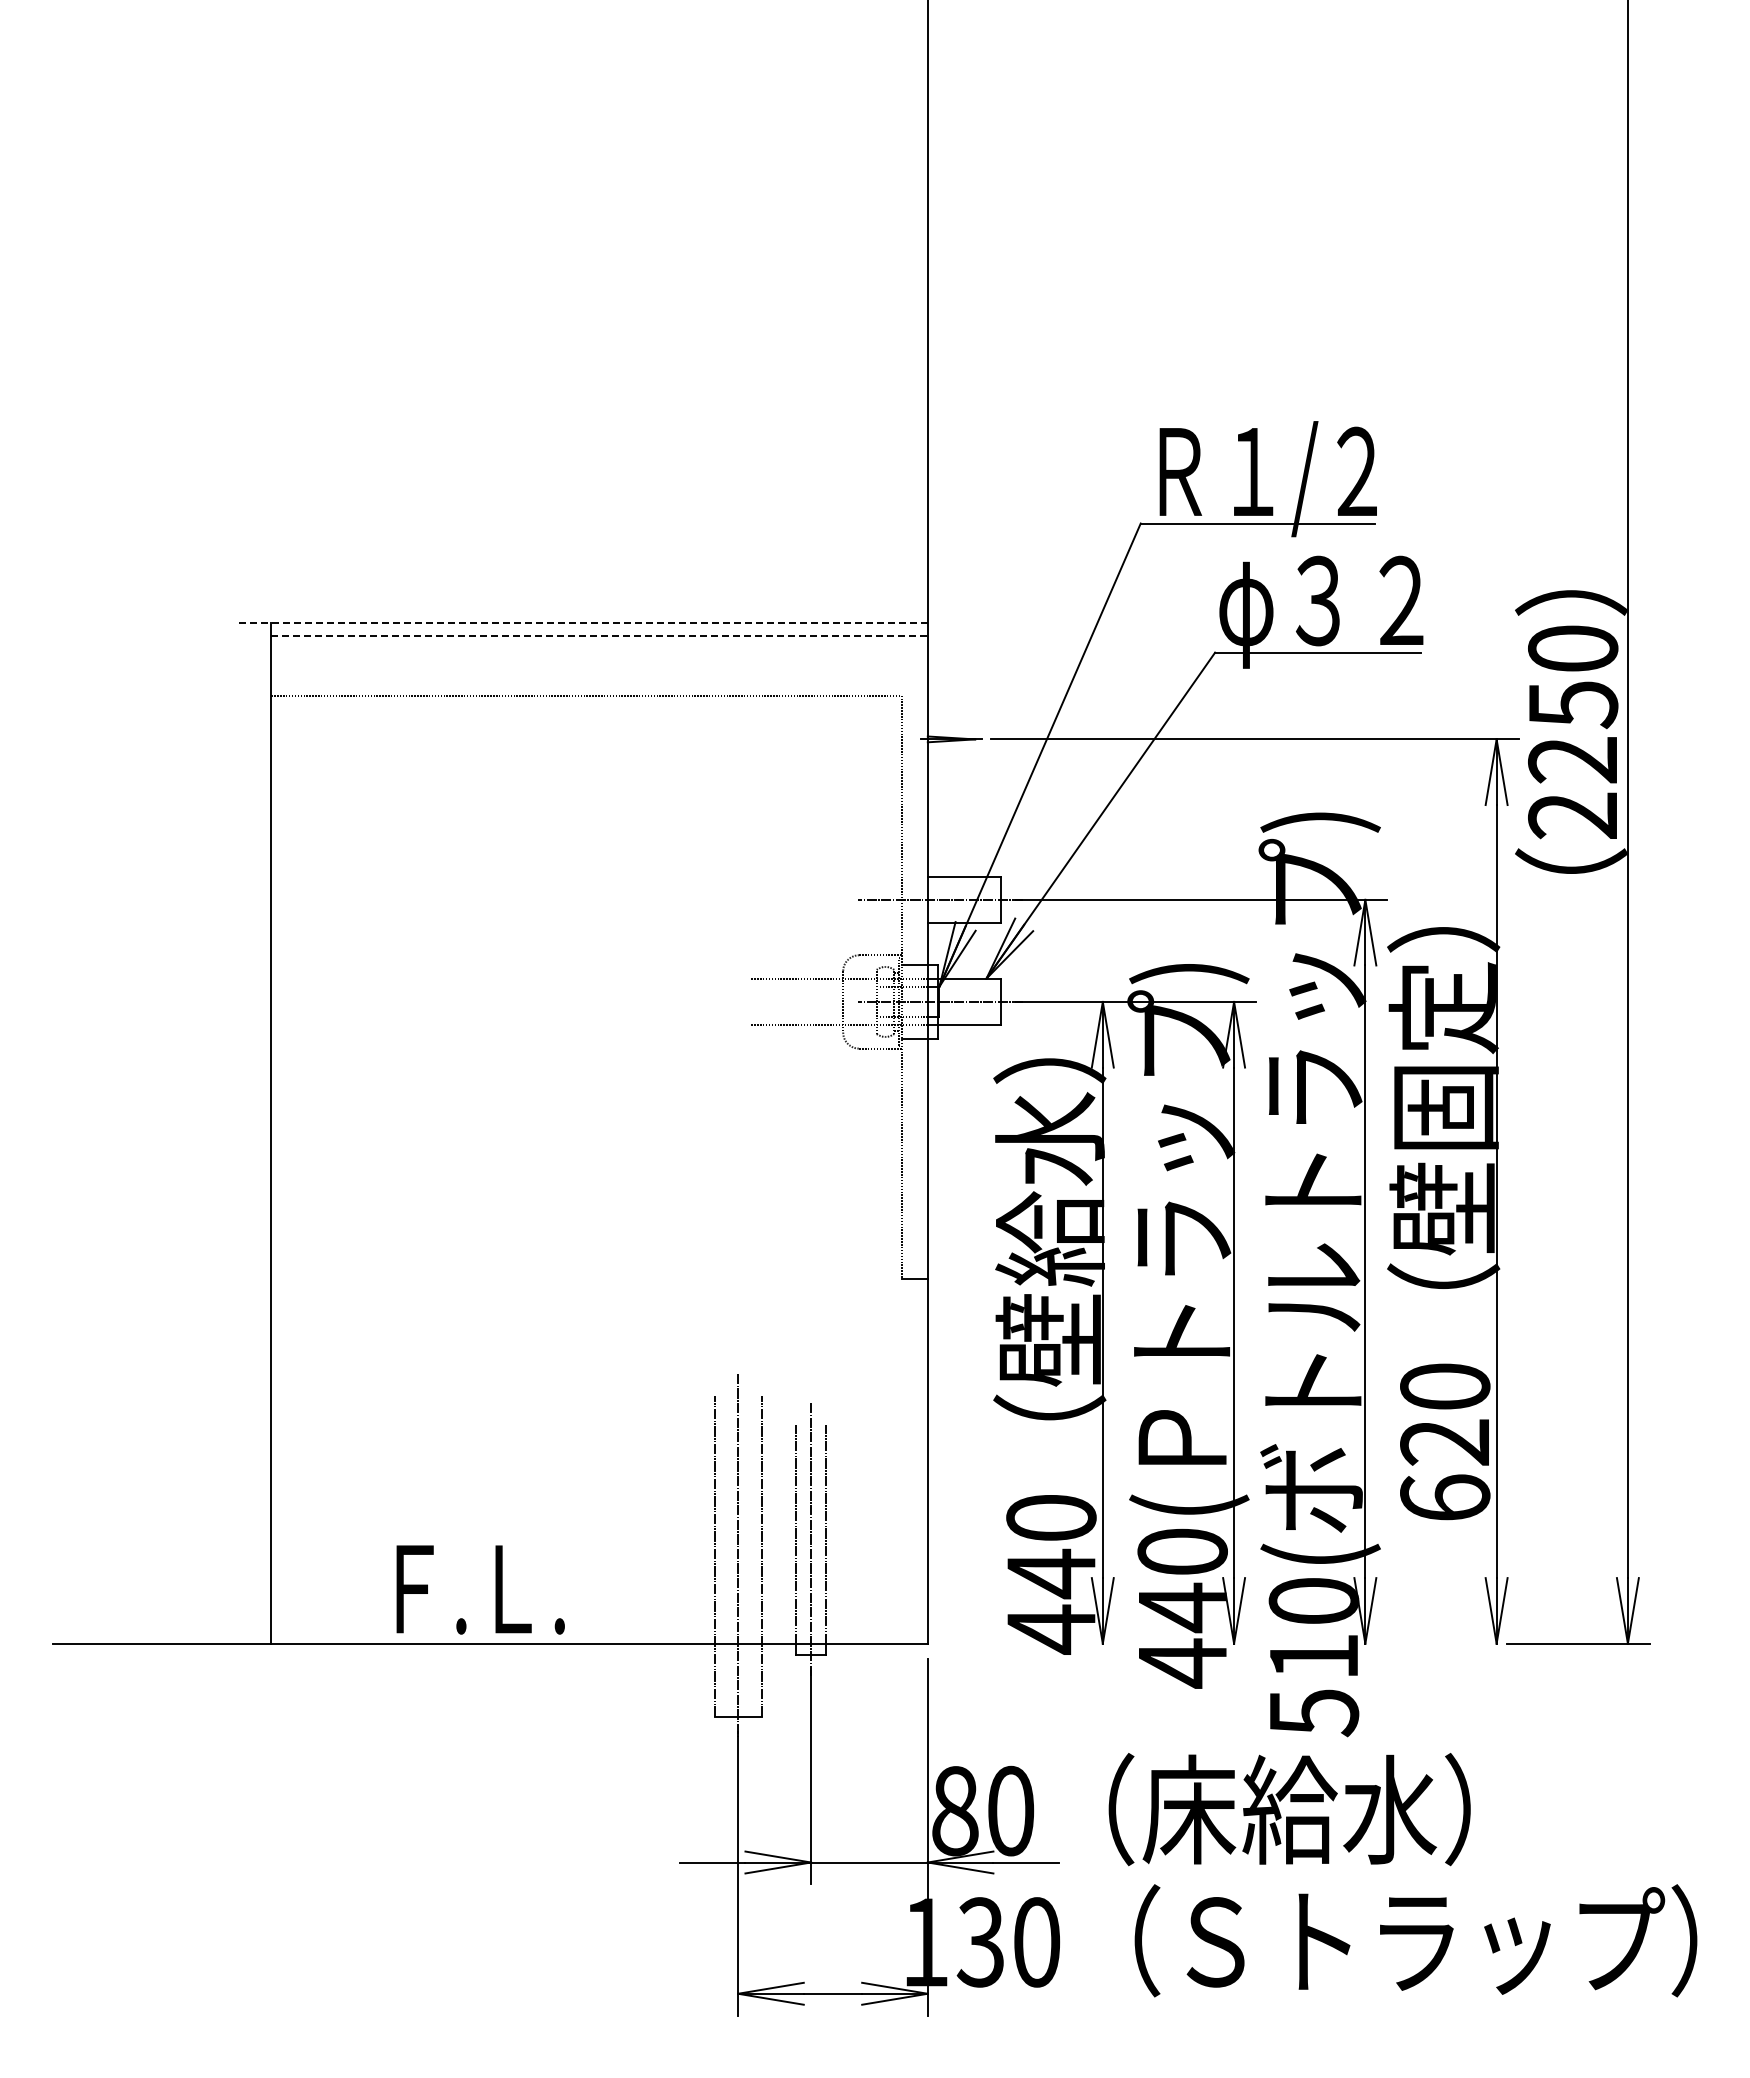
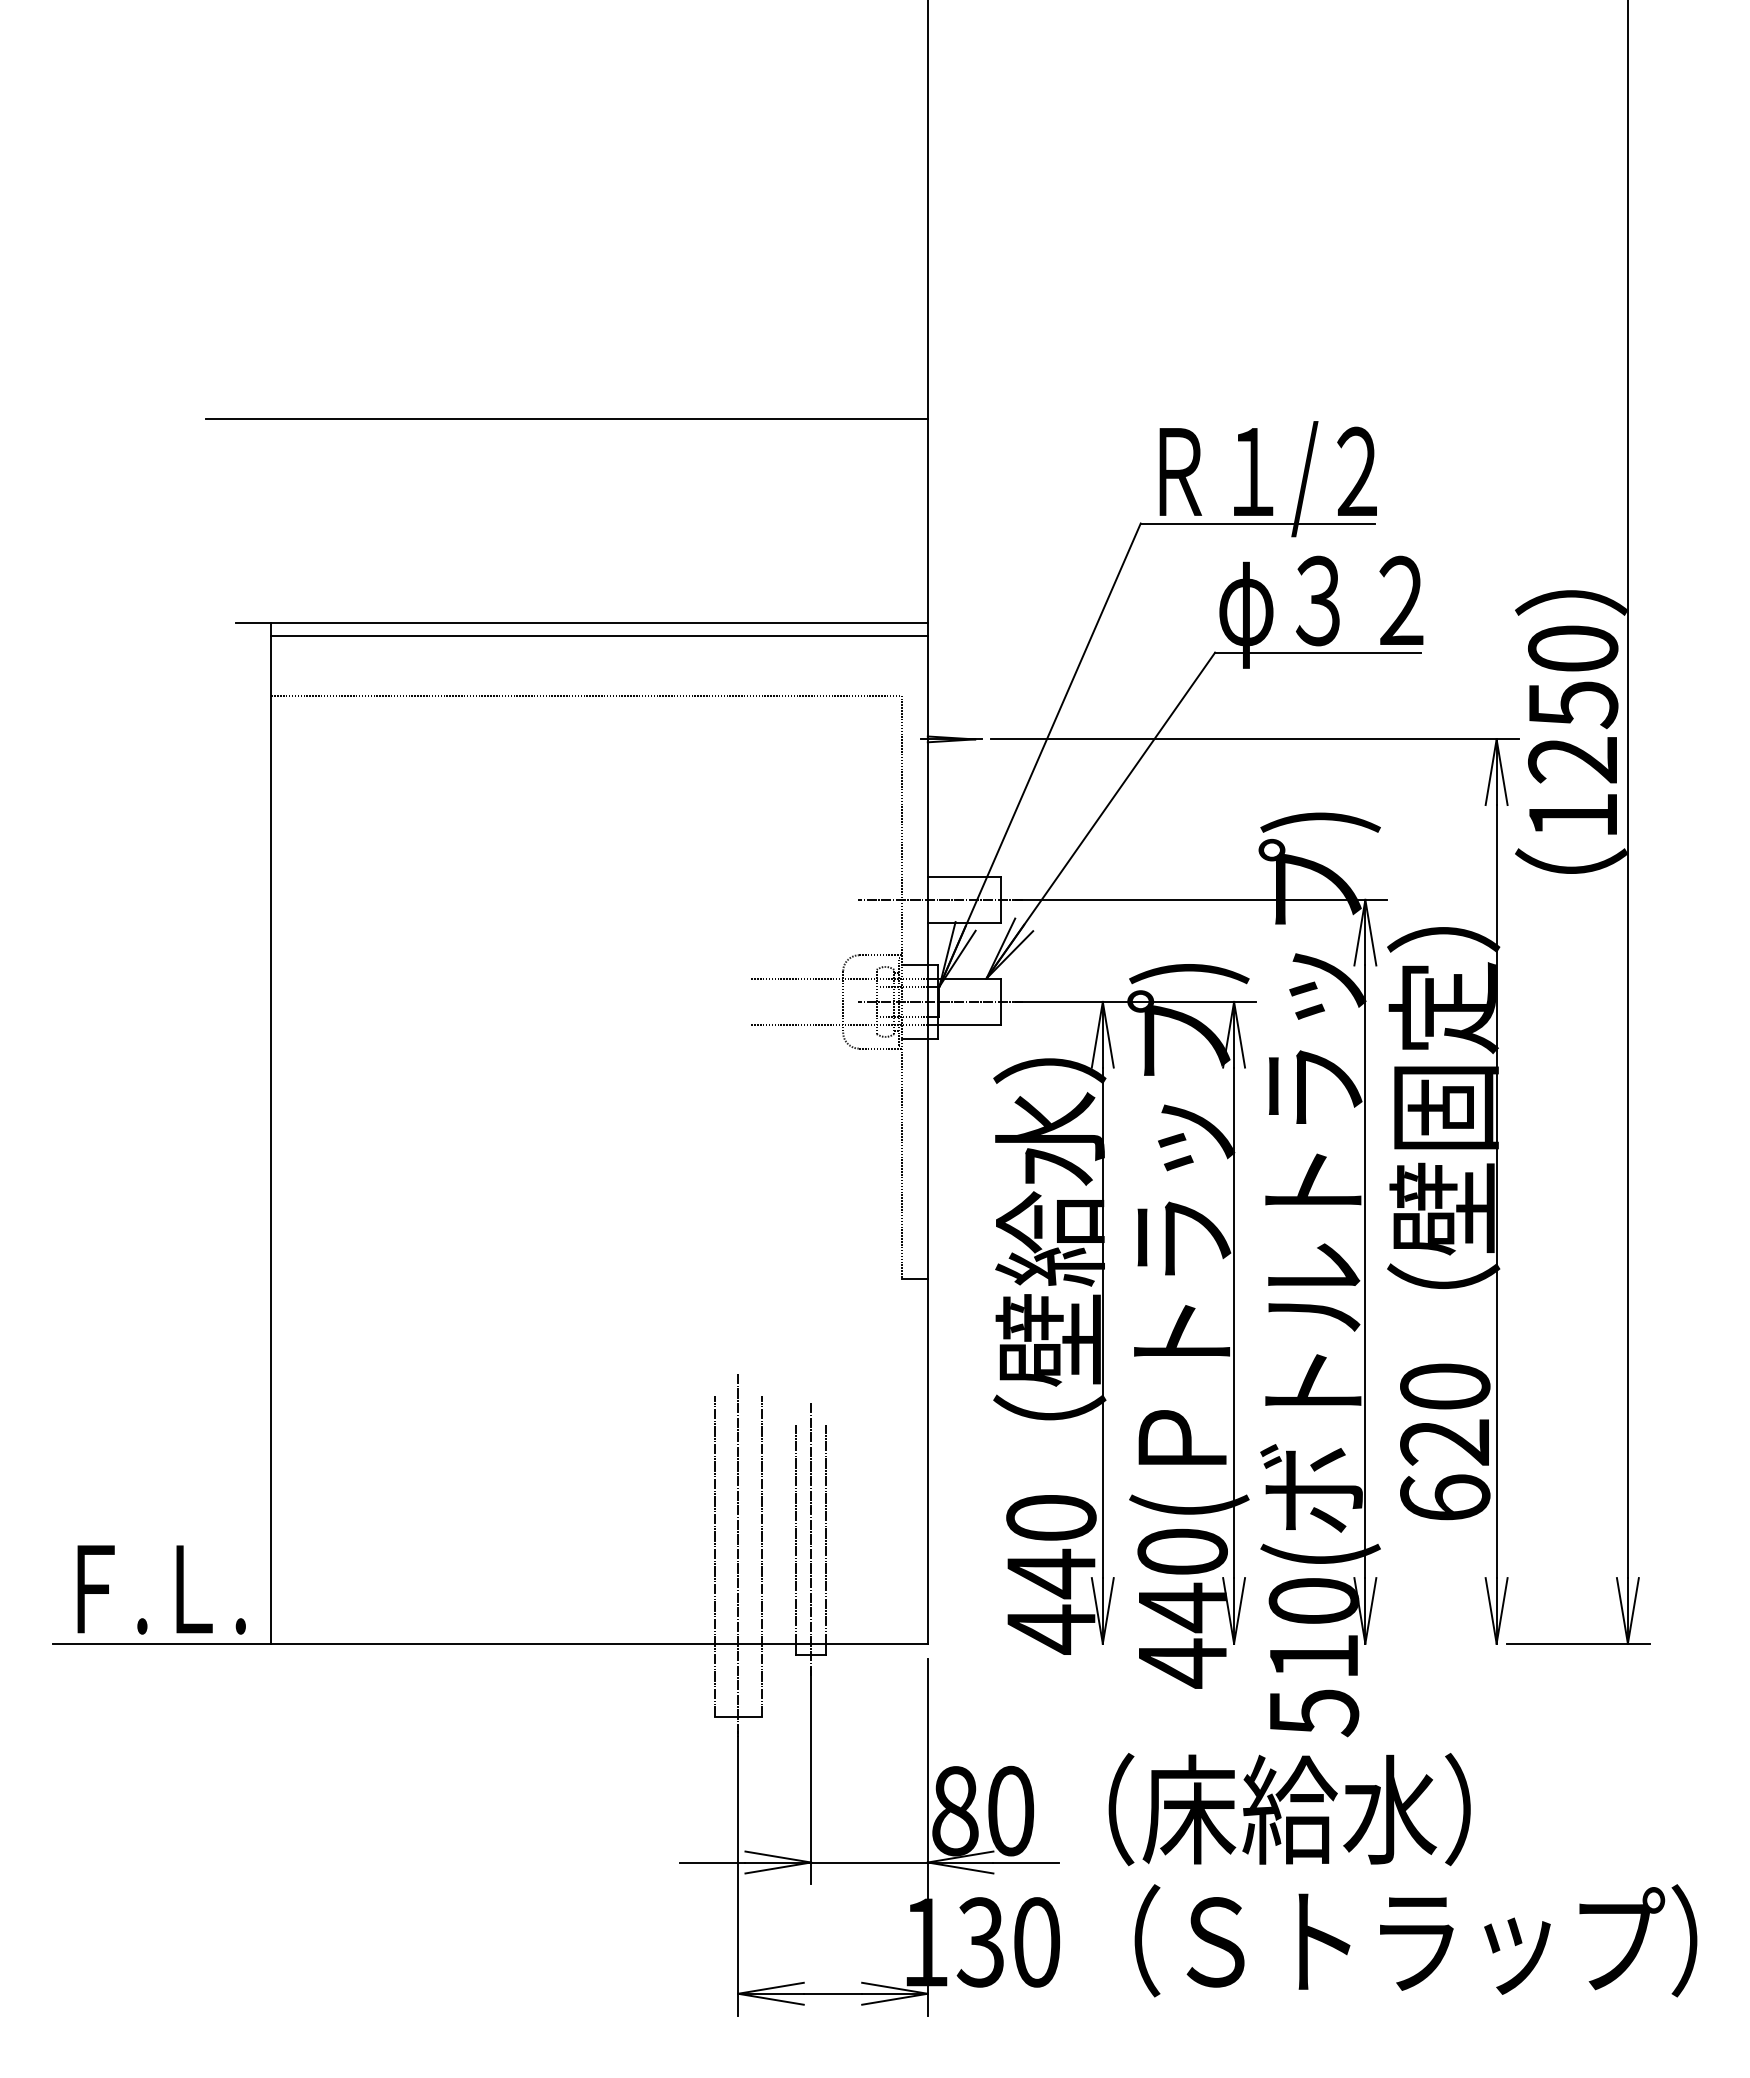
line: none -> present (566, 418)
line: dashed -> solid (582, 622)
line: dashed -> solid (600, 635)
text: 2250 -> 1250 (1572, 815)
text position: (480, 1589) -> (161, 1589) (161, 1589)
